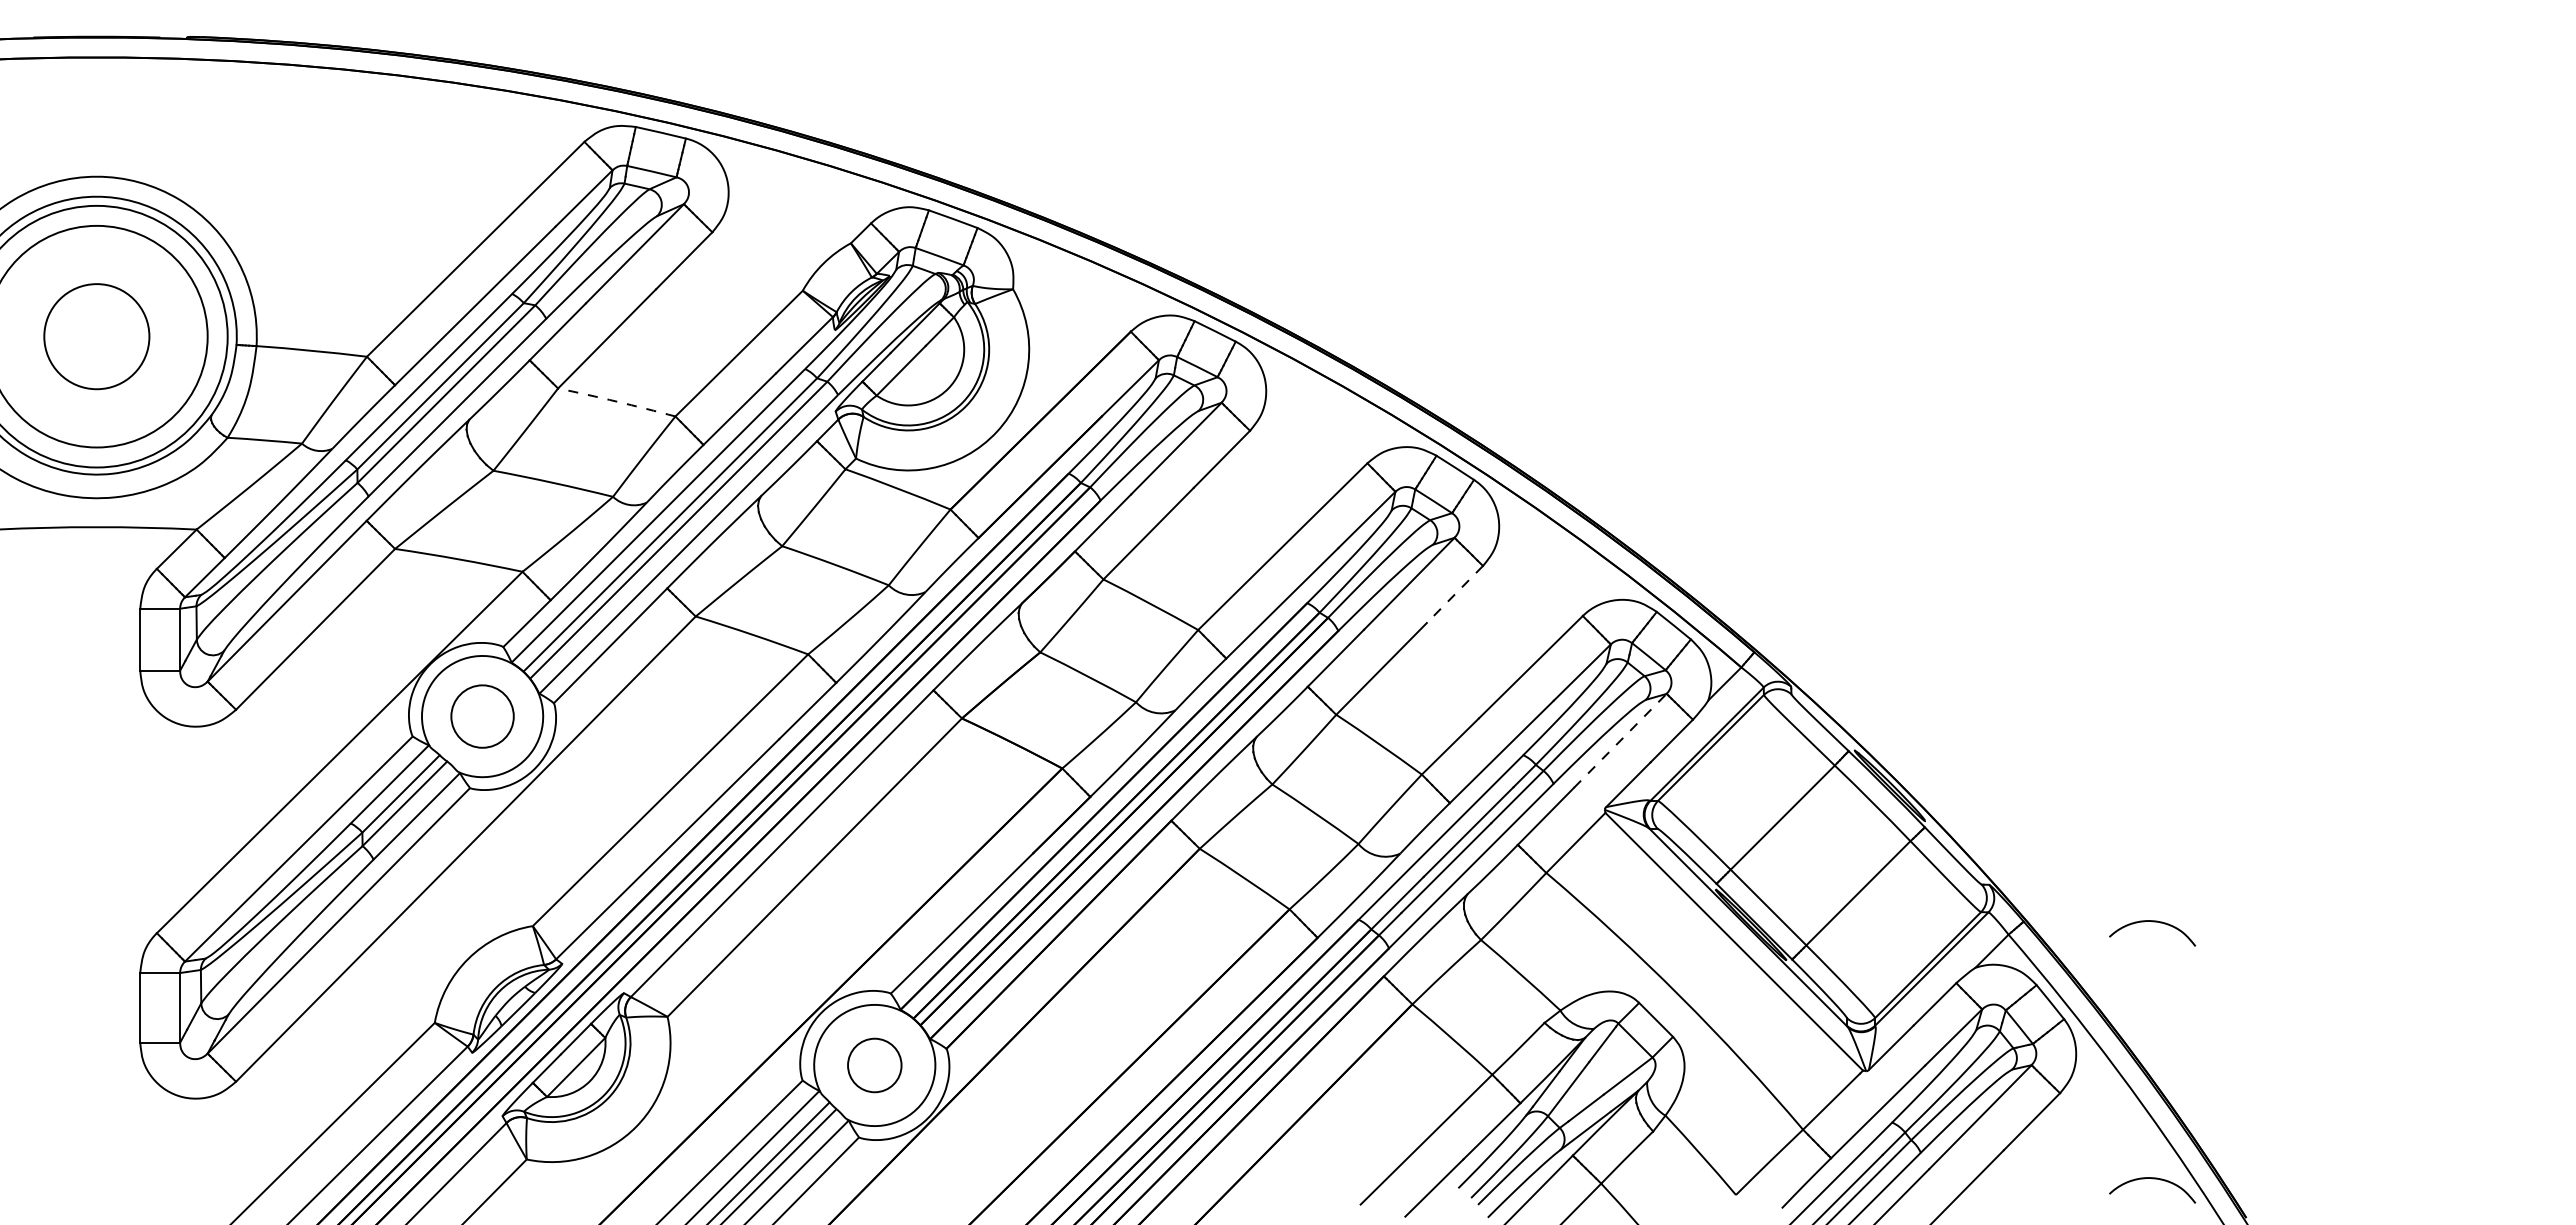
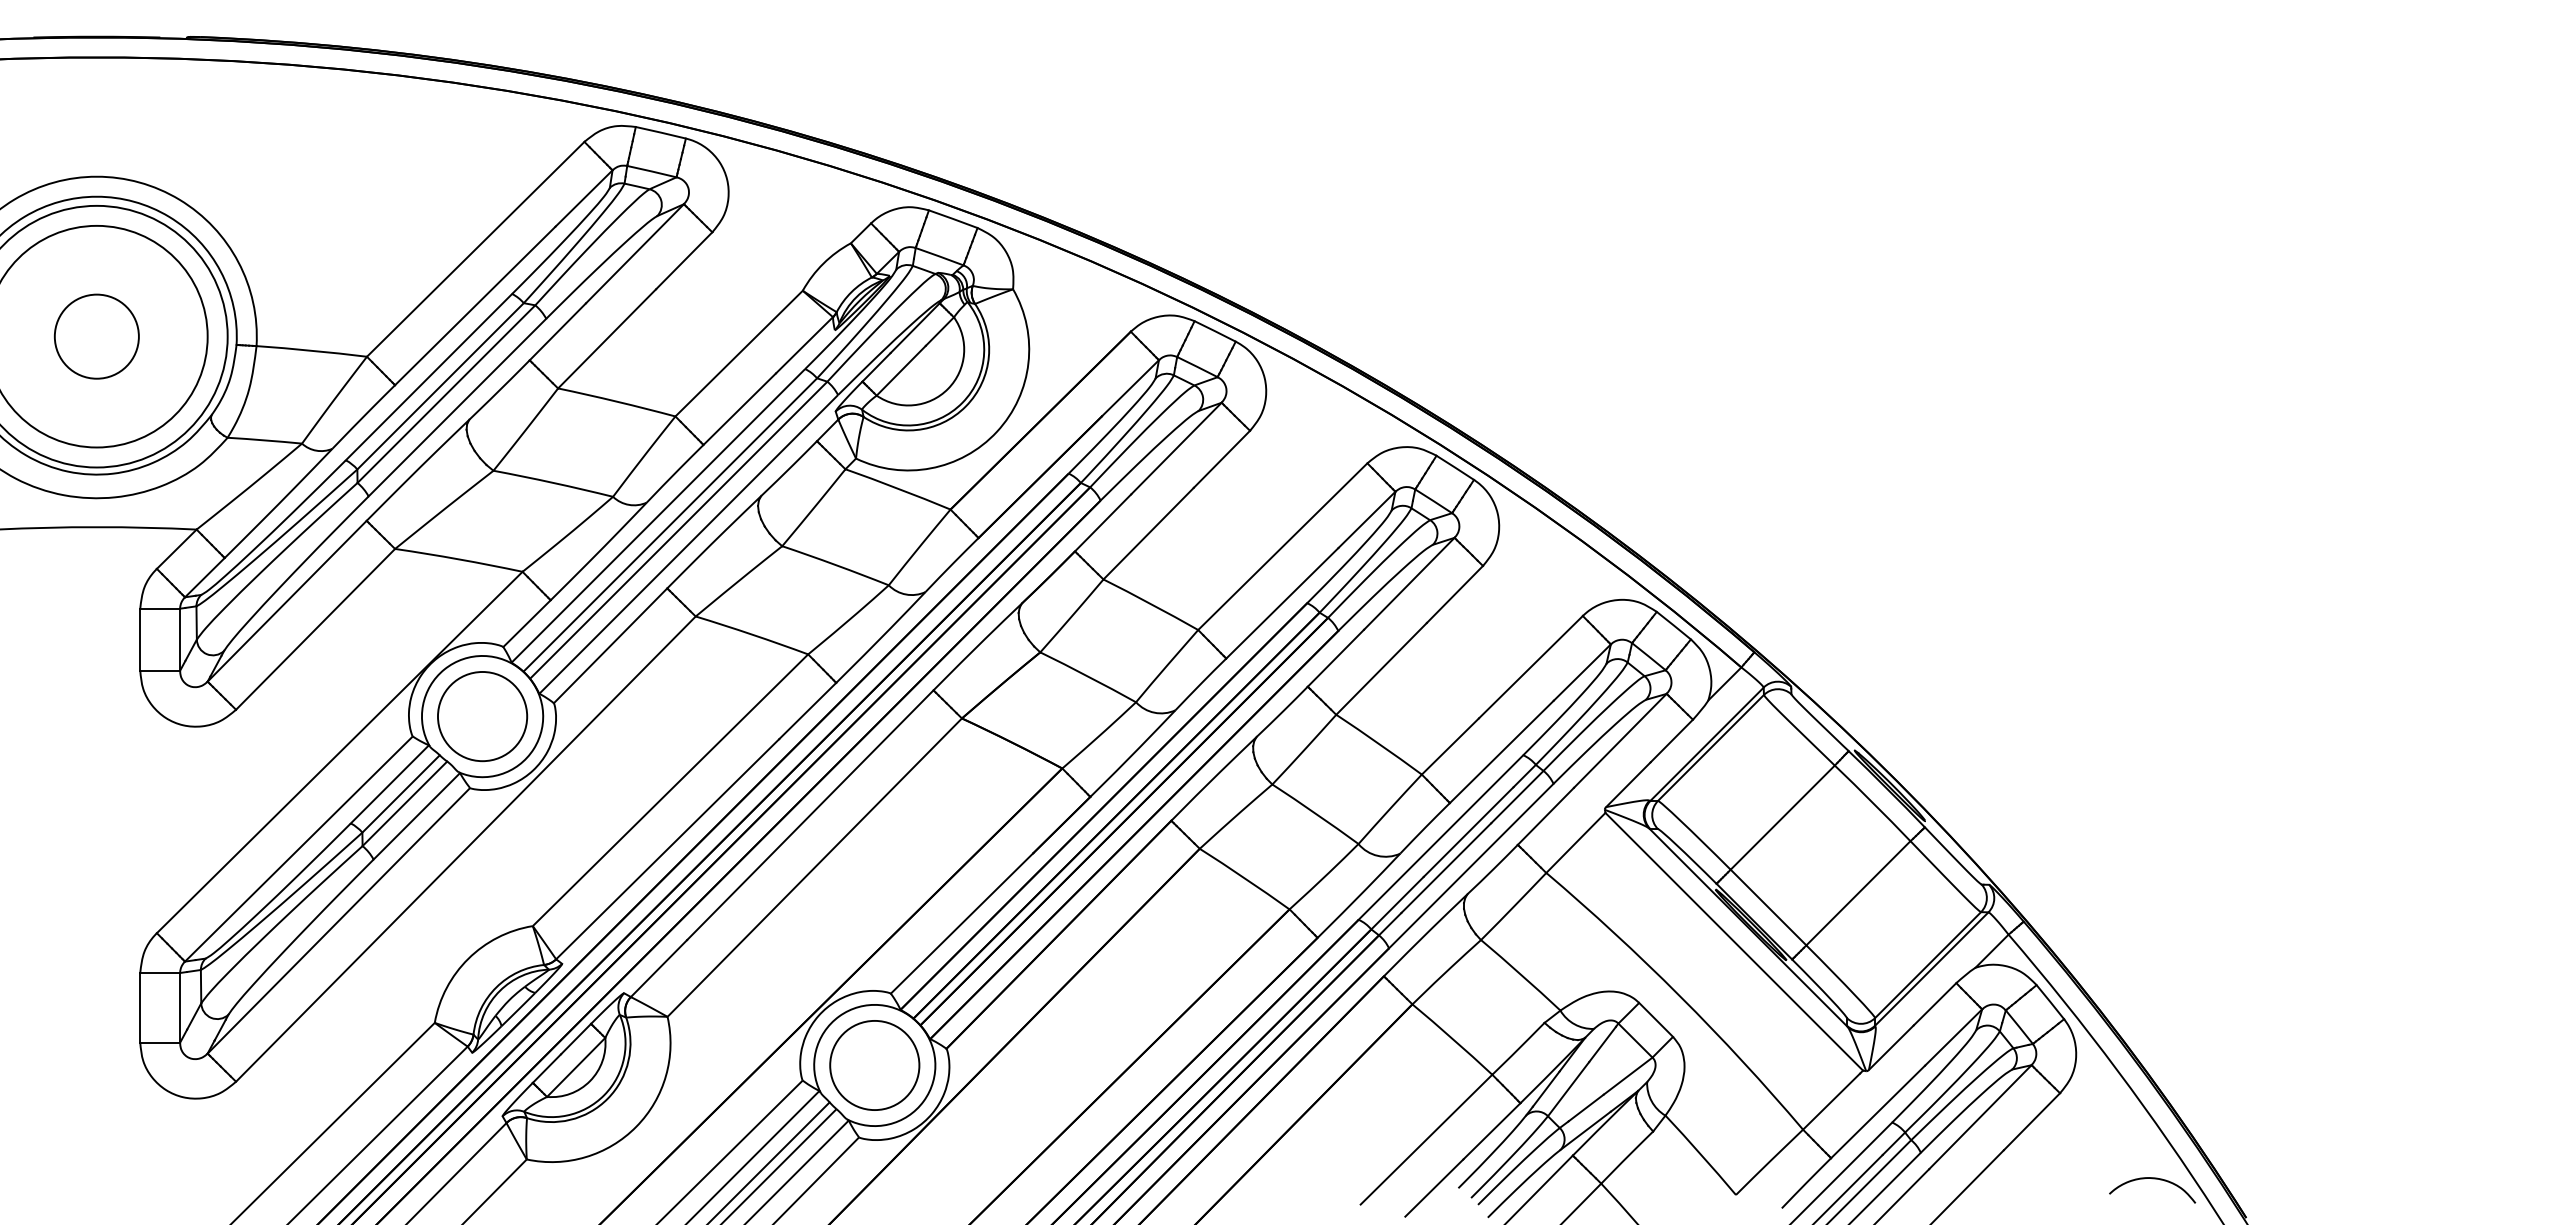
circle diameter: 105 px -> 84 px (96, 336)
arc: dashed -> solid (616, 401)
line: dashed -> solid (1454, 594)
circle diameter: 62 px -> 89 px (482, 716)
line: dashed -> solid (1620, 740)
curve: present -> none (2152, 922)
circle diameter: 54 px -> 89 px (874, 1065)
